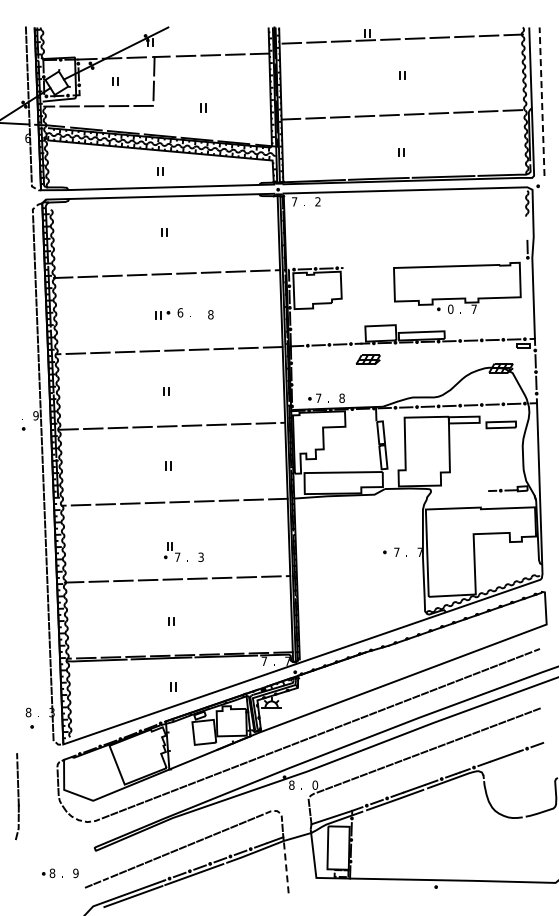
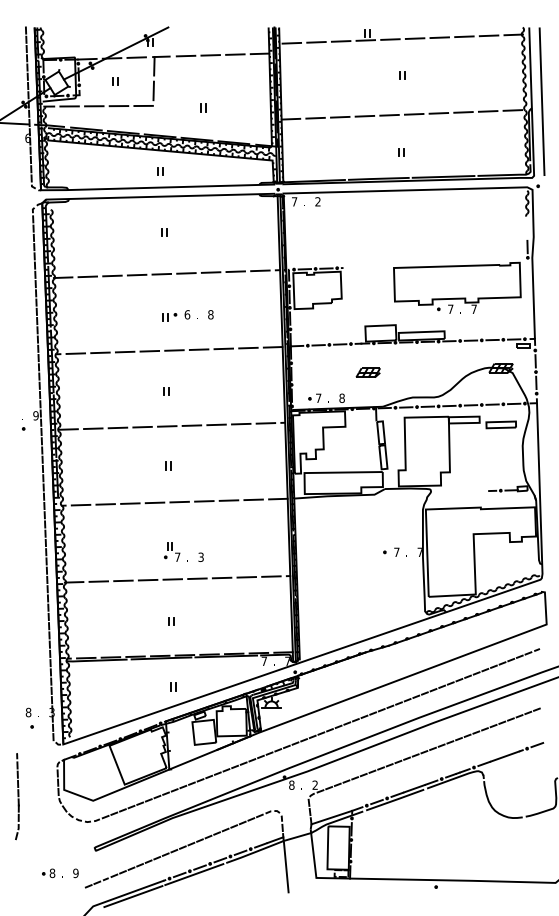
line: dashed -> solid (542, 101)
text: 0 -> 7 (450, 308)
part position: (172, 313) -> (179, 315) (179, 315)
part position: (367, 359) -> (367, 372) (367, 372)
text: 0 -> 2 (315, 784)
line: dashed -> solid (286, 866)
